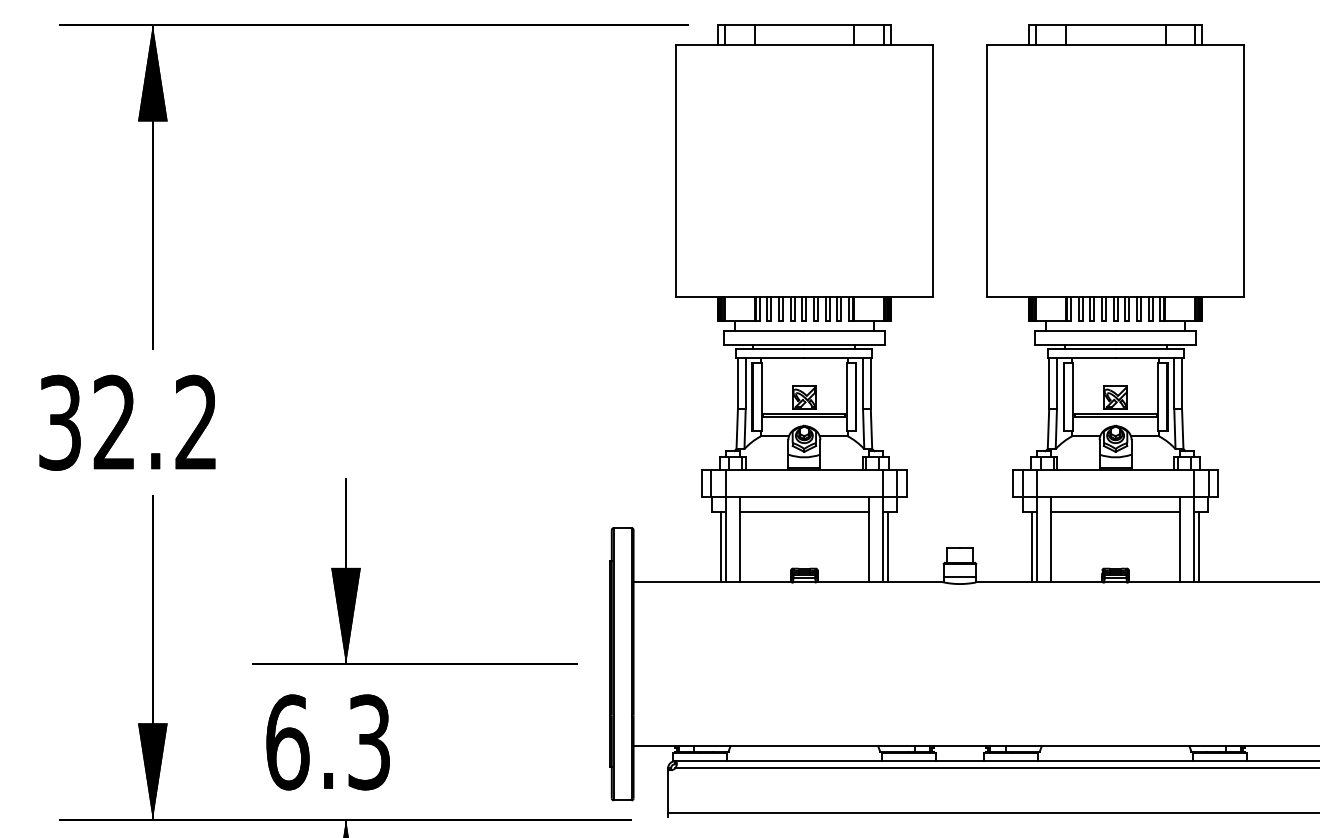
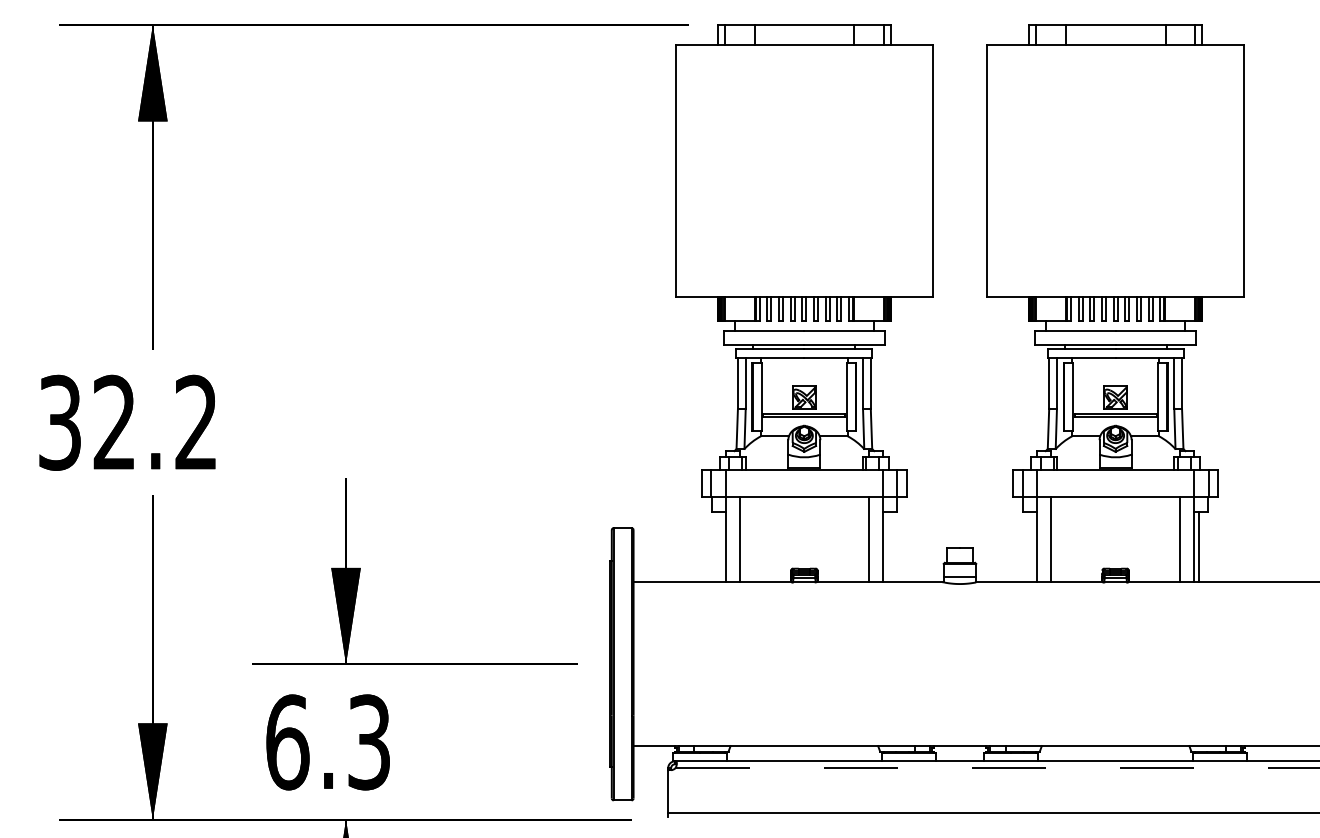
line: present -> none (803, 512)
line: present -> none (1115, 512)
line: present -> none (720, 547)
line: present -> none (888, 547)
line: present -> none (1031, 547)
line: solid -> dashed (997, 768)
